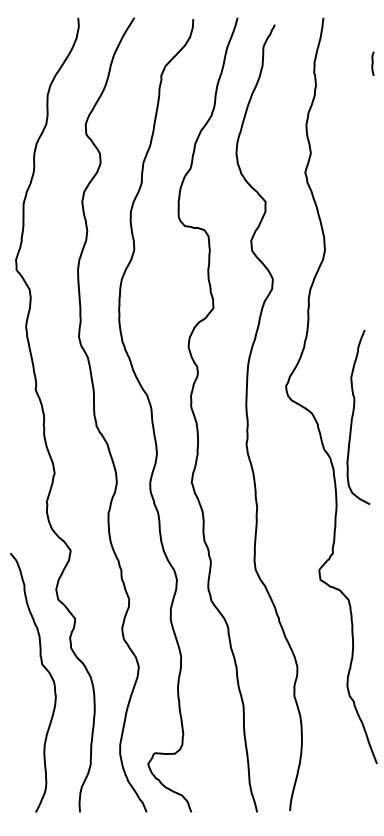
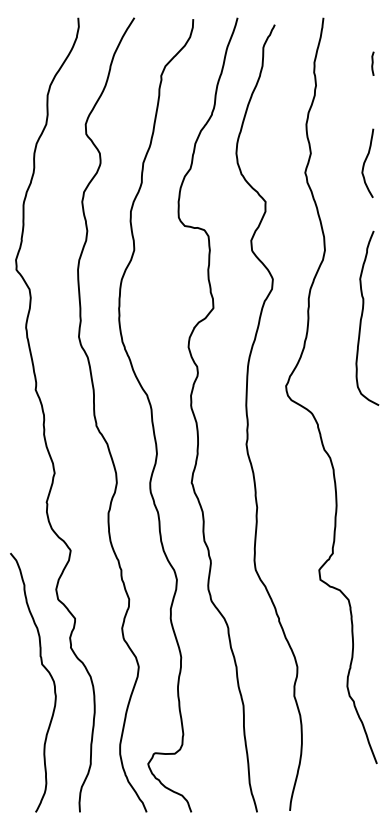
curve: none -> present (365, 163)
curve position: (353, 416) -> (362, 317) (362, 317)
